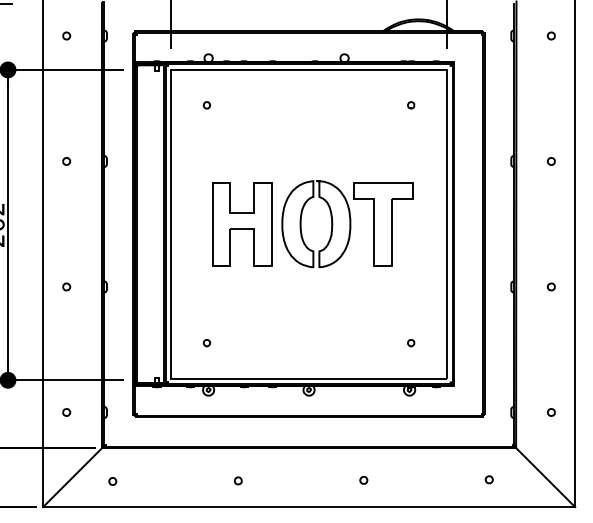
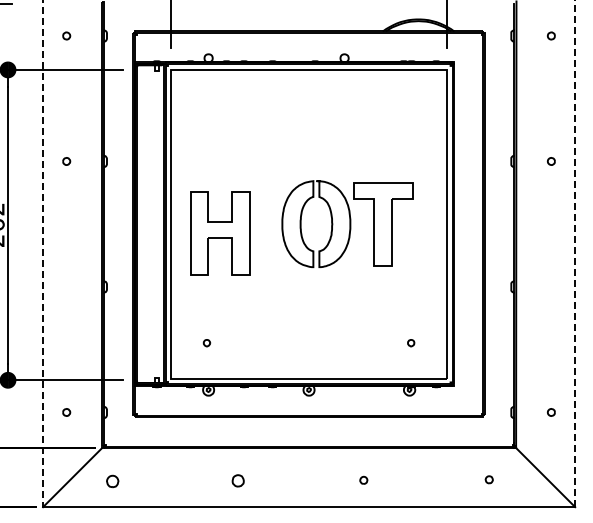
part: present -> none (206, 105)
part: present -> none (411, 105)
part position: (242, 224) -> (220, 233) (220, 233)
line: solid -> dashed (575, 253)
line: solid -> dashed (43, 254)
part: present -> none (66, 286)
part: present -> none (551, 286)
part size: 9x10 px -> 14x14 px (237, 480)
part size: 10x9 px -> 14x15 px (112, 481)
